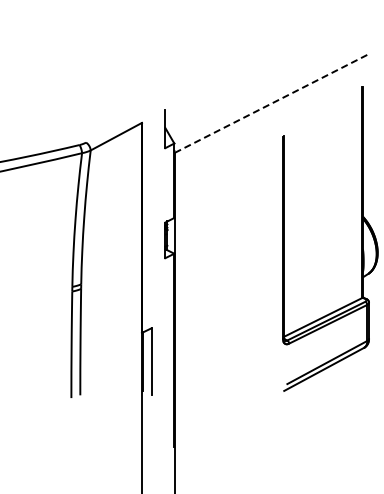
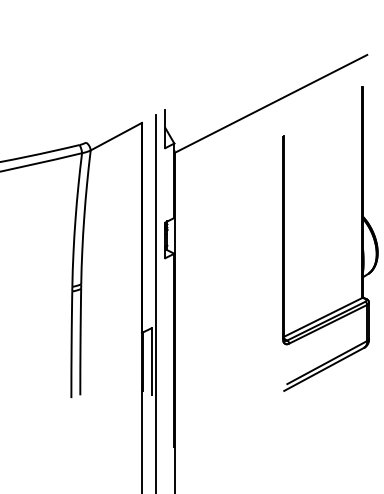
line: dashed -> solid (270, 104)
line: none -> present (156, 302)
